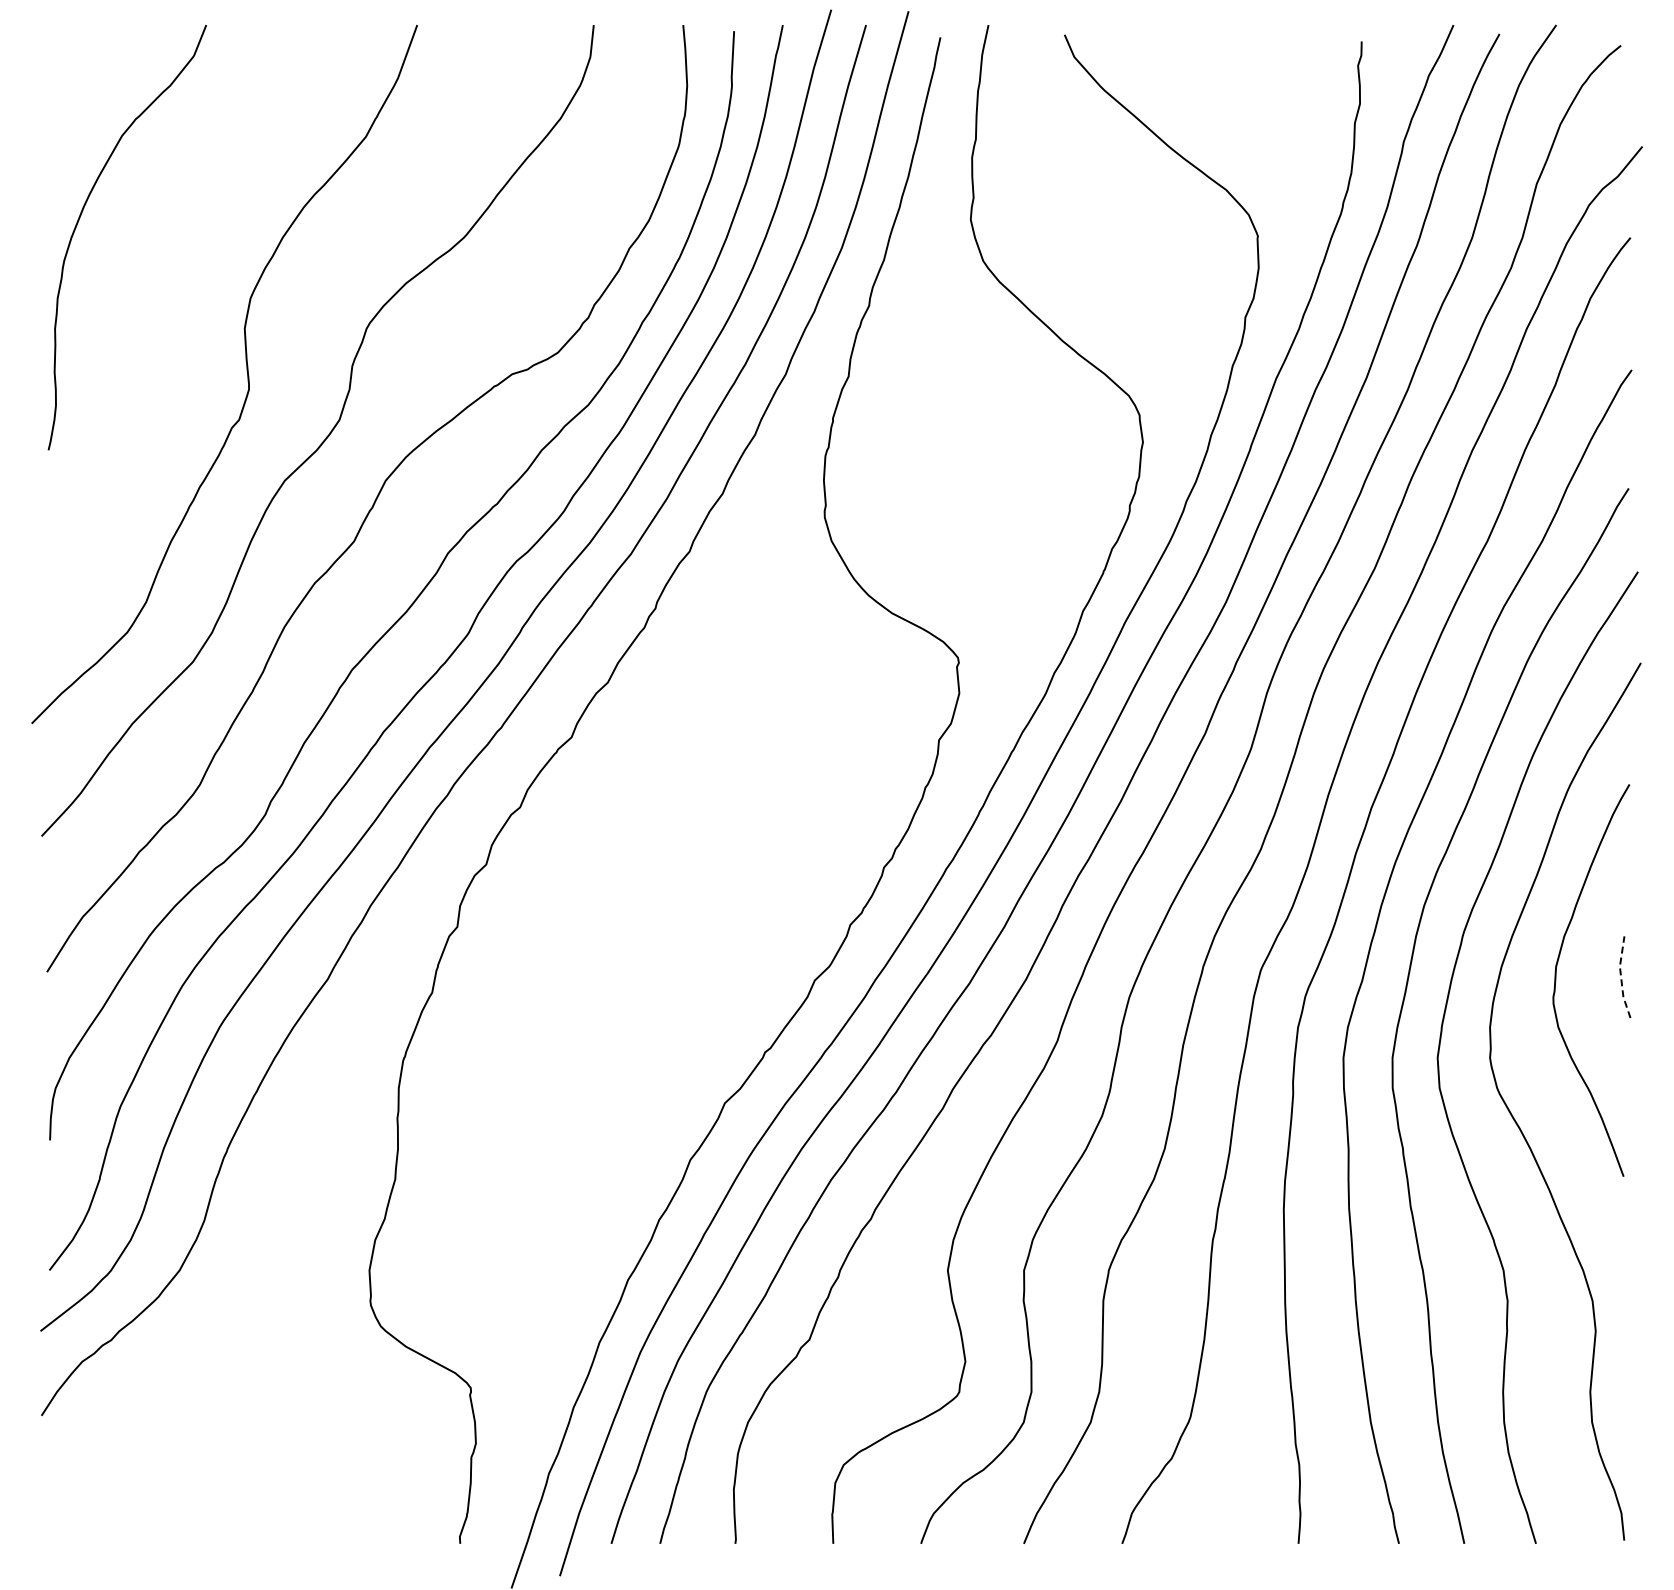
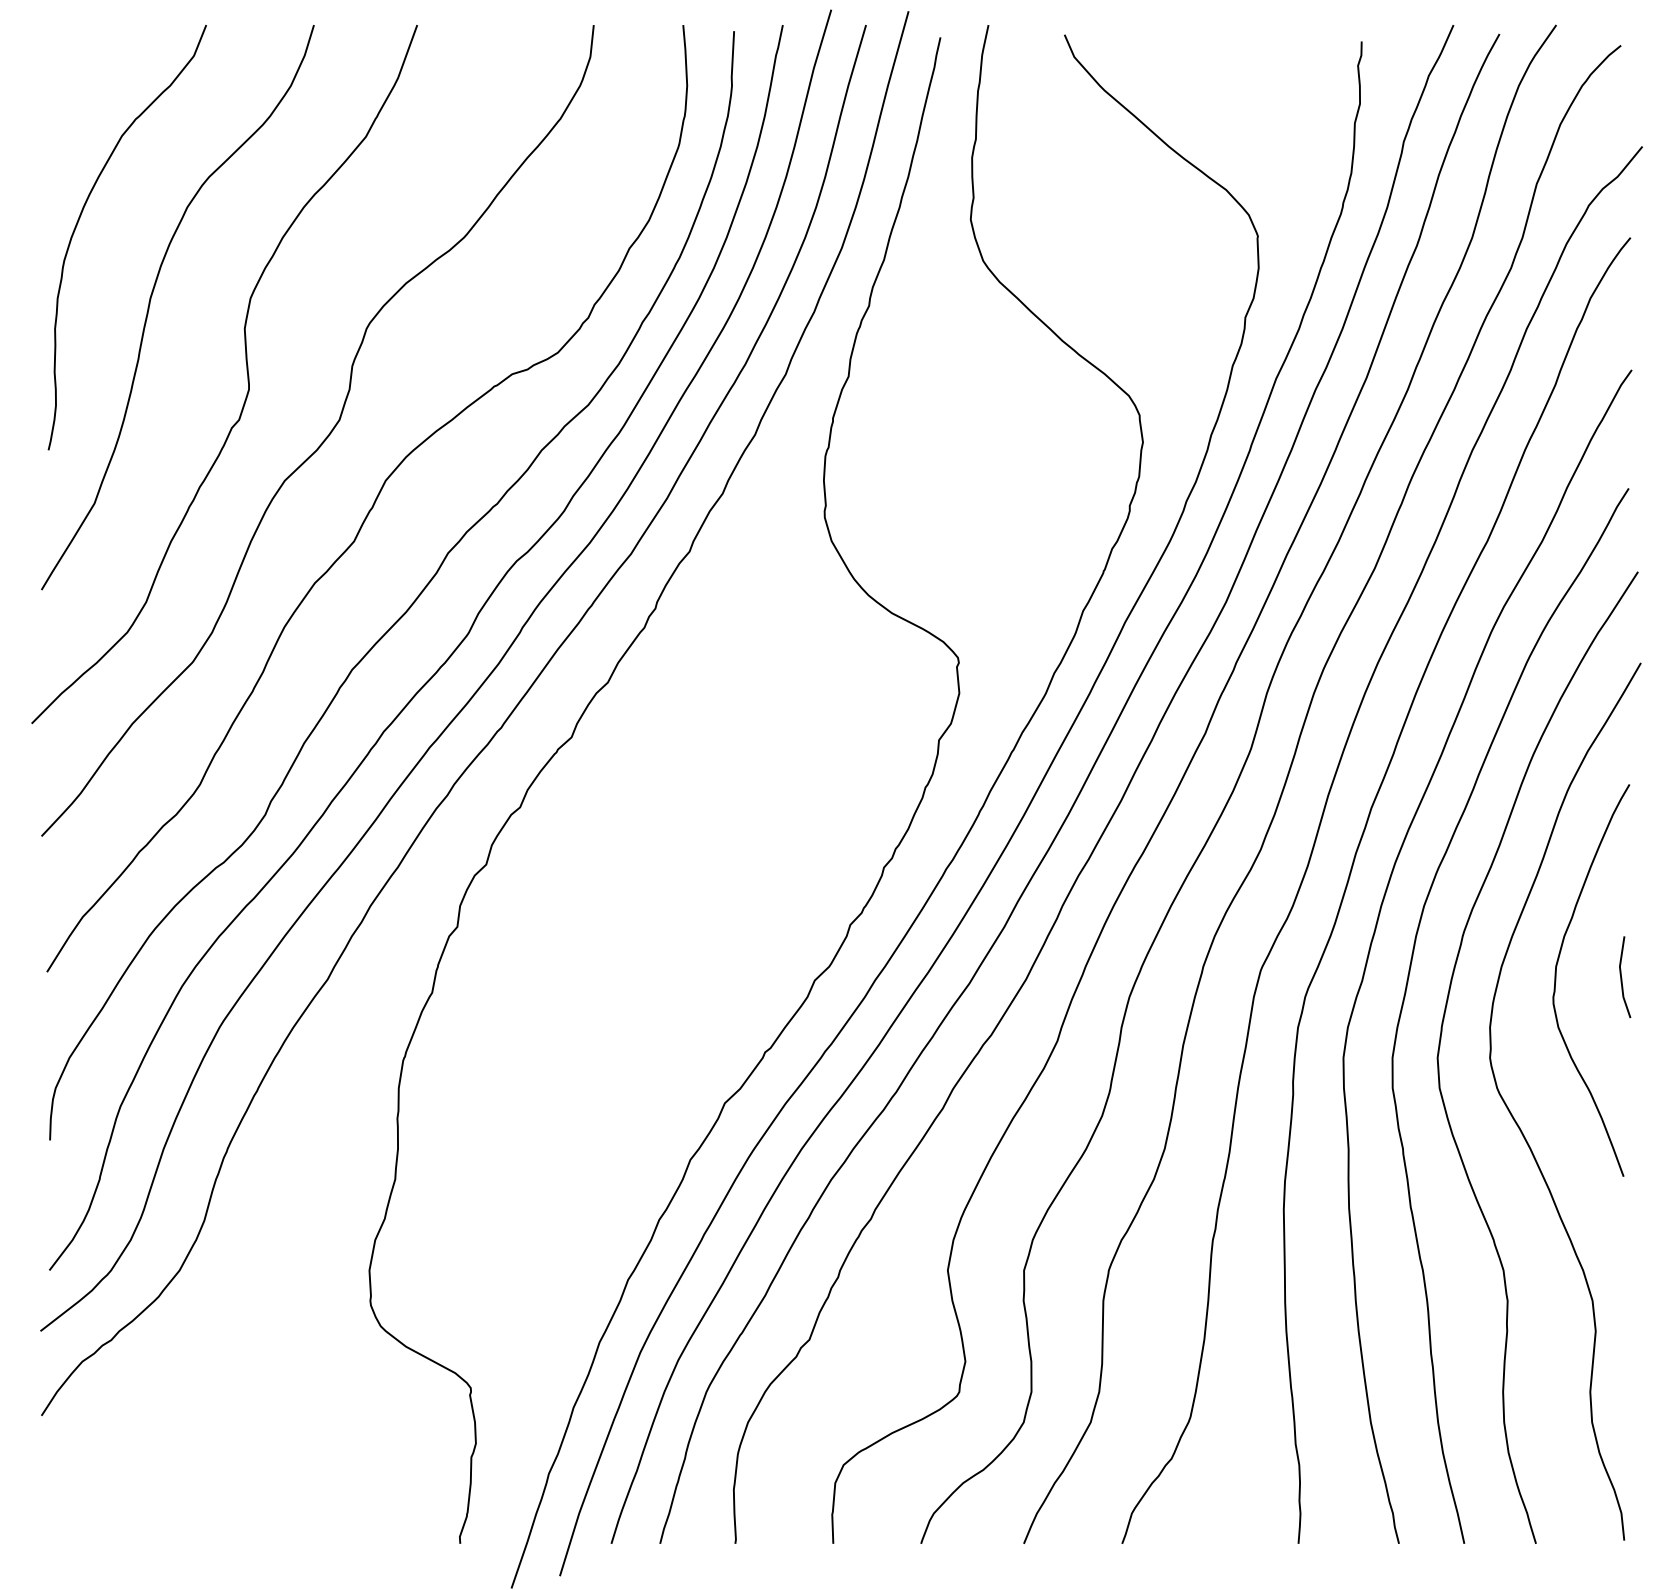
curve: none -> present (150, 304)
line: dashed -> solid (1621, 977)
